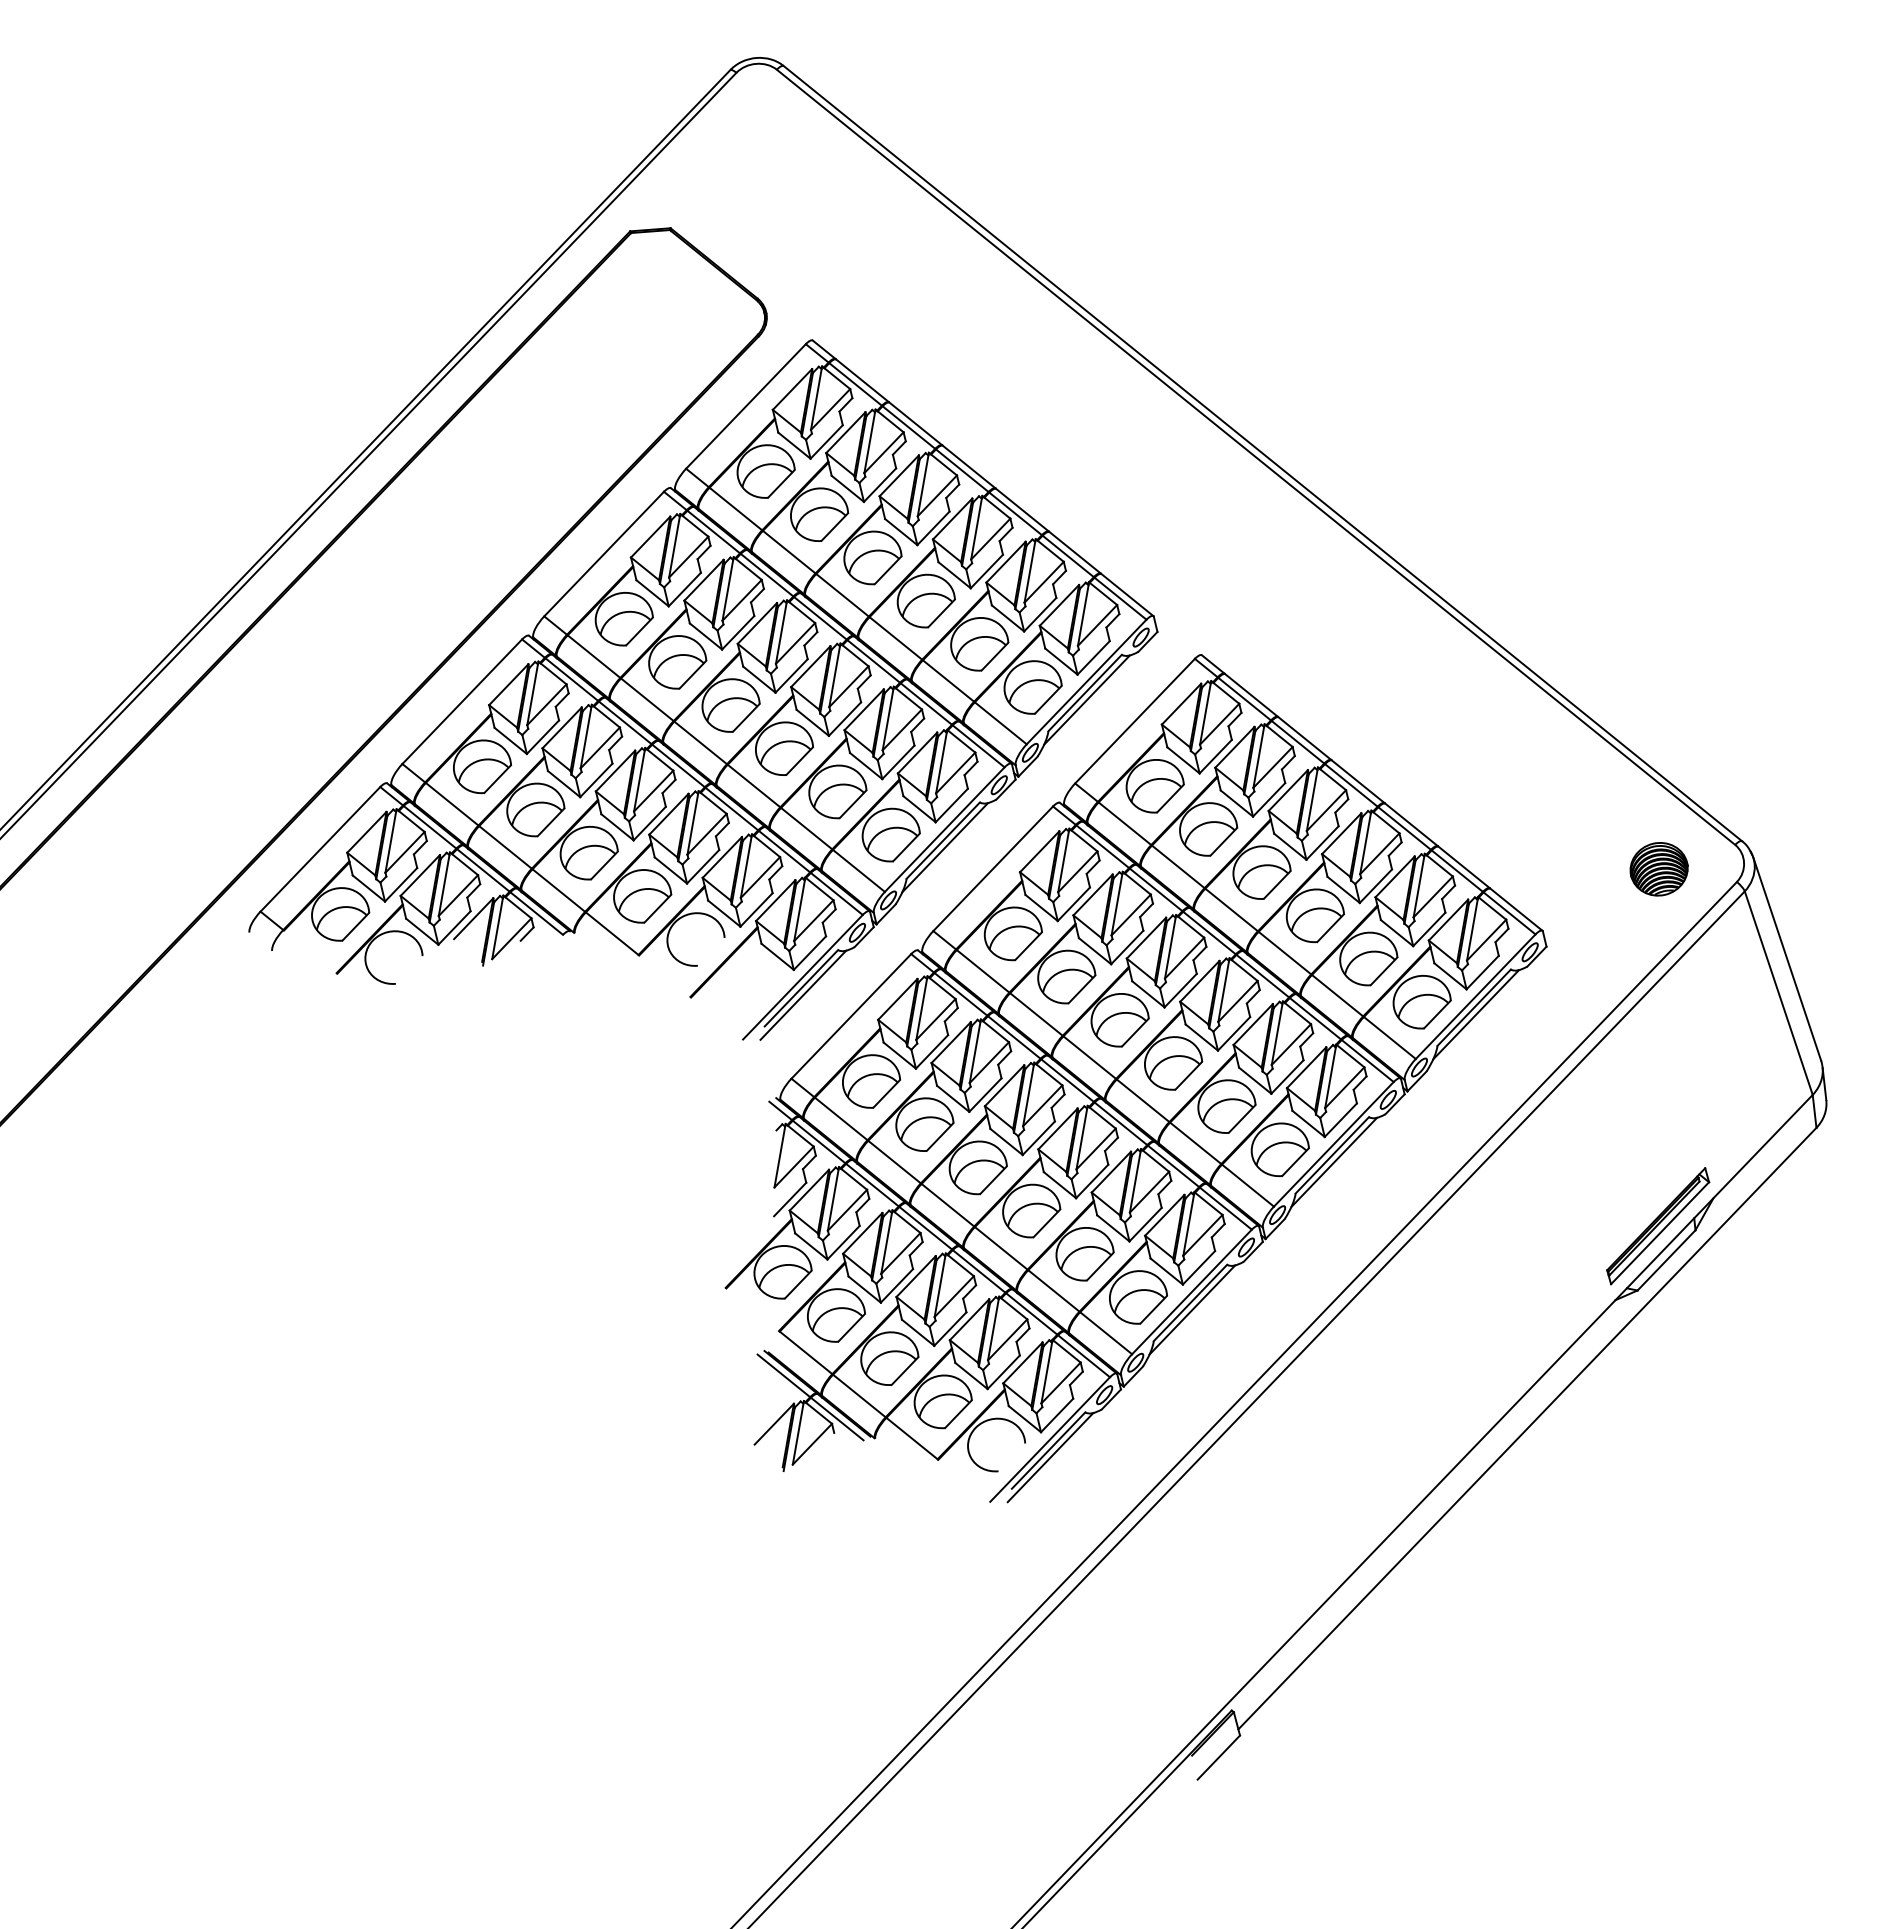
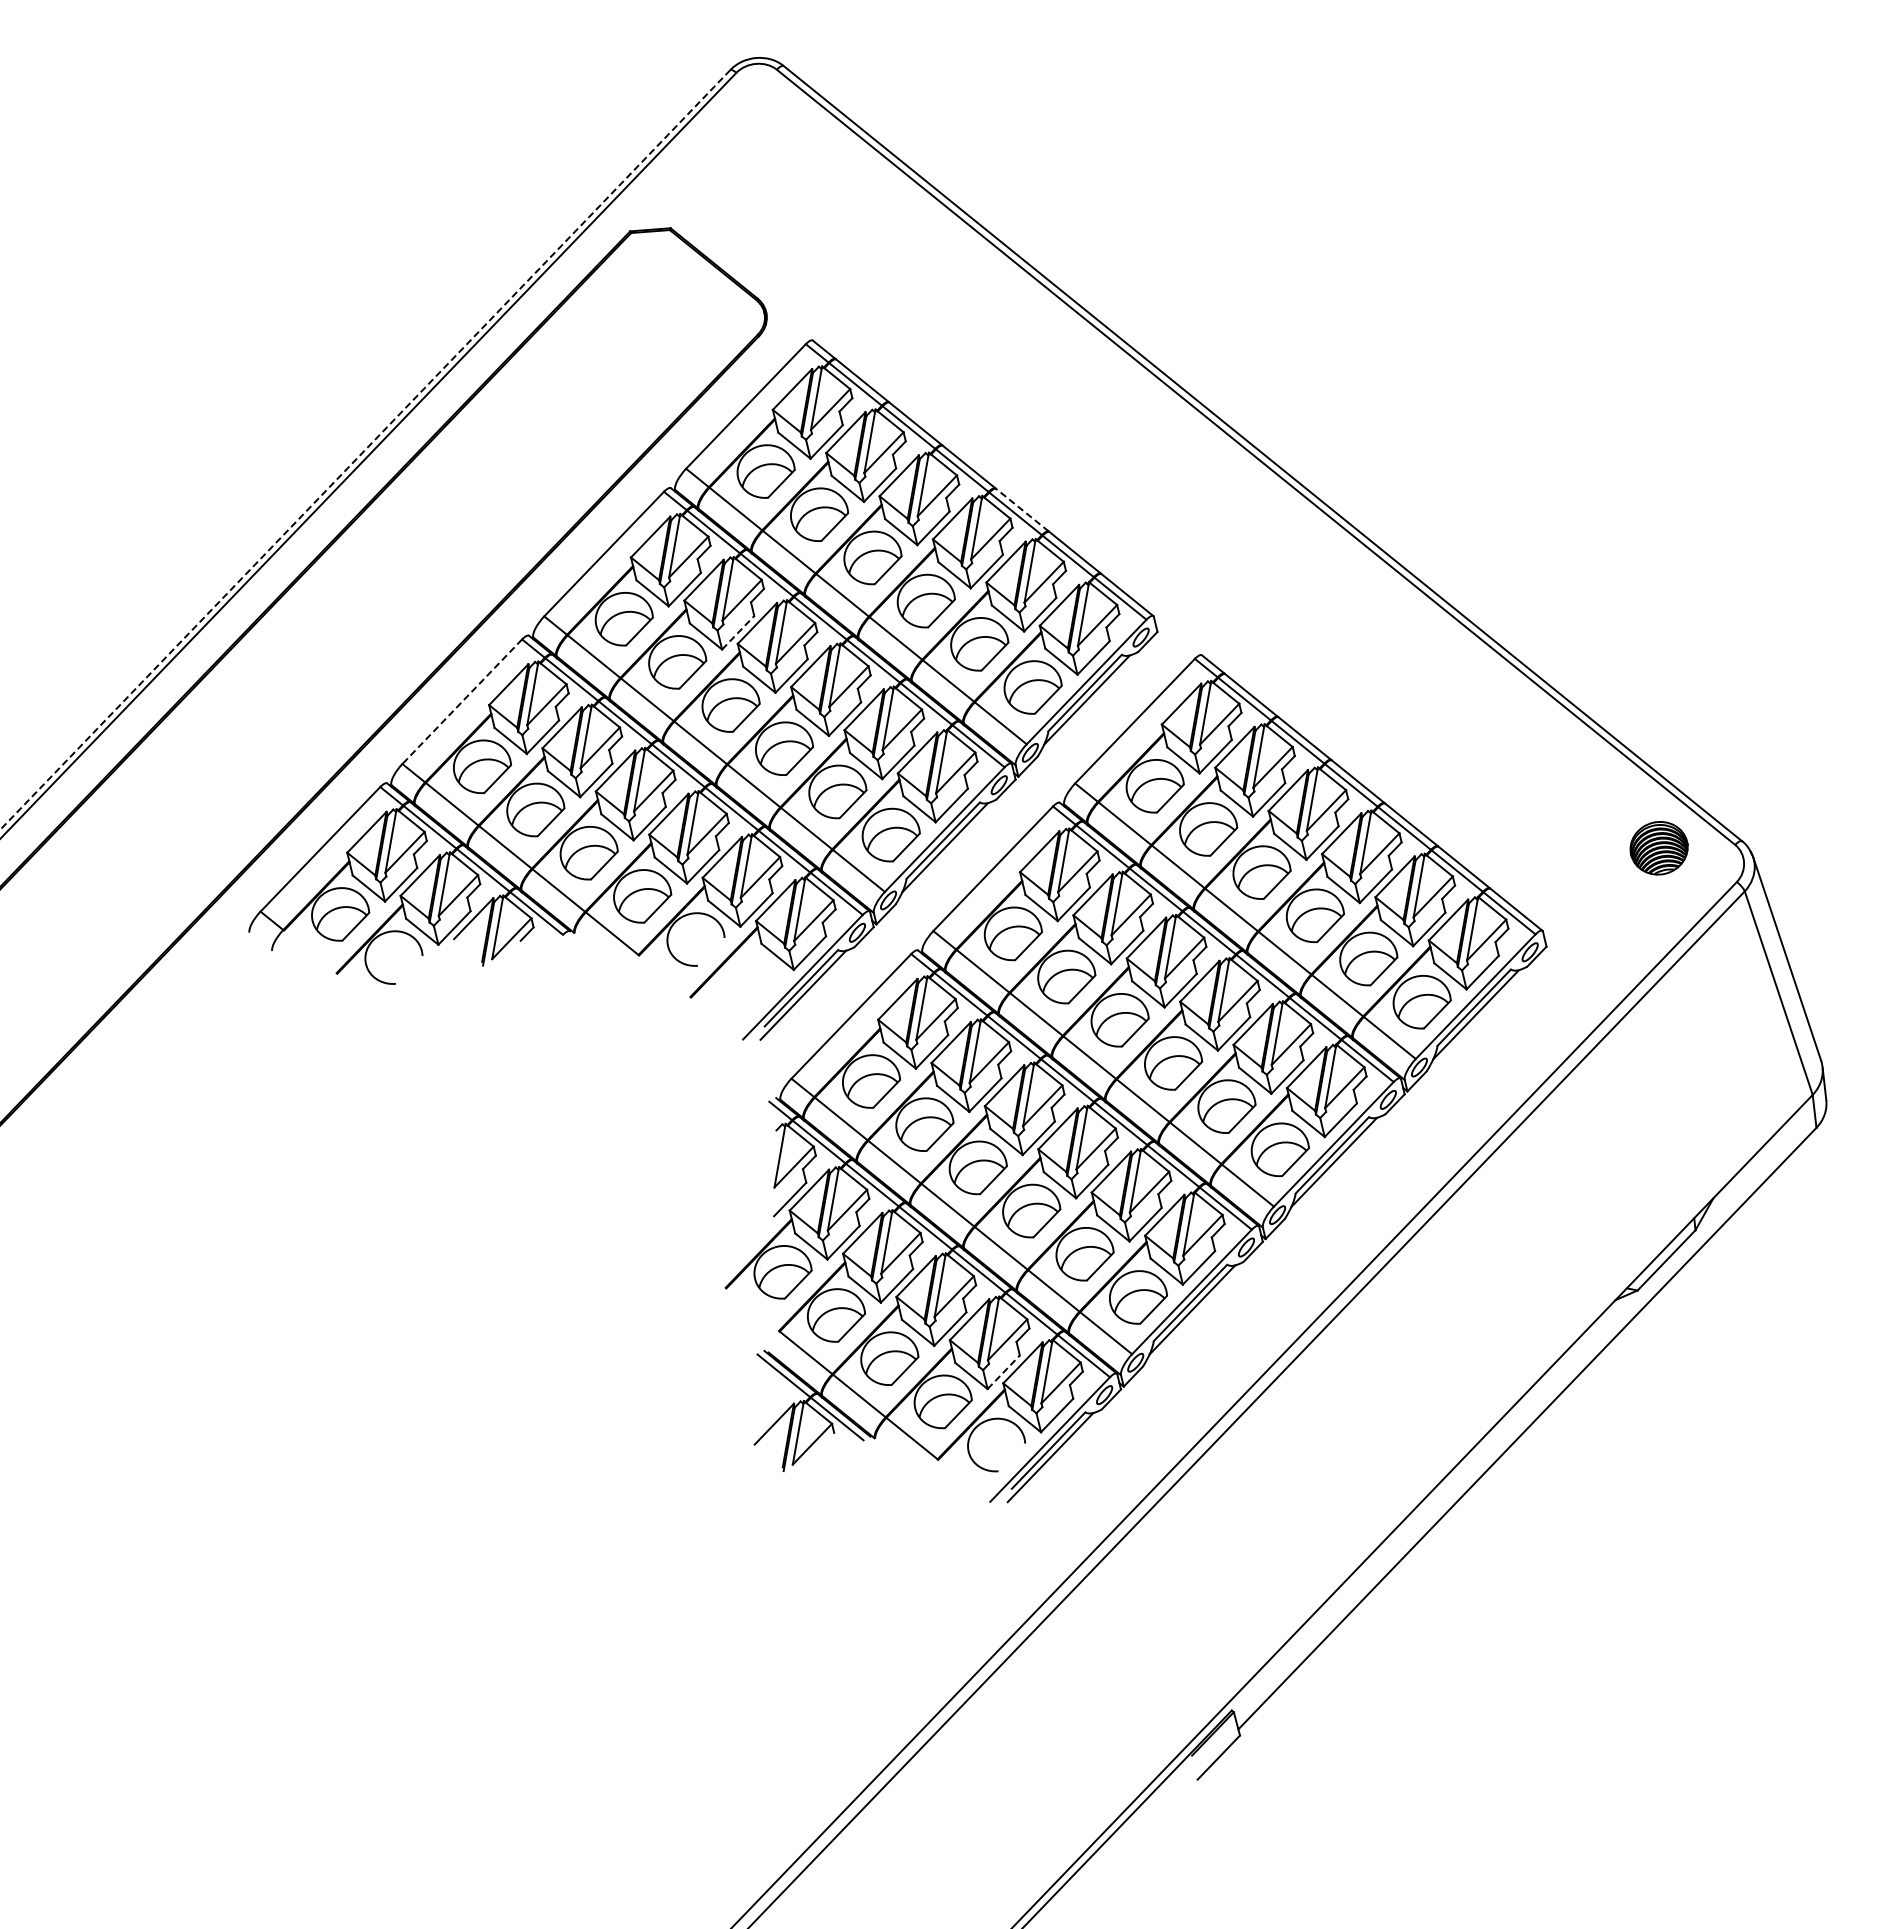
line: solid -> dashed (365, 449)
line: solid -> dashed (1022, 510)
line: solid -> dashed (738, 632)
line: solid -> dashed (461, 702)
part position: (1658, 869) -> (1658, 848) (1658, 848)
part: present -> none (1658, 1226)
line: solid -> dashed (1004, 1371)
